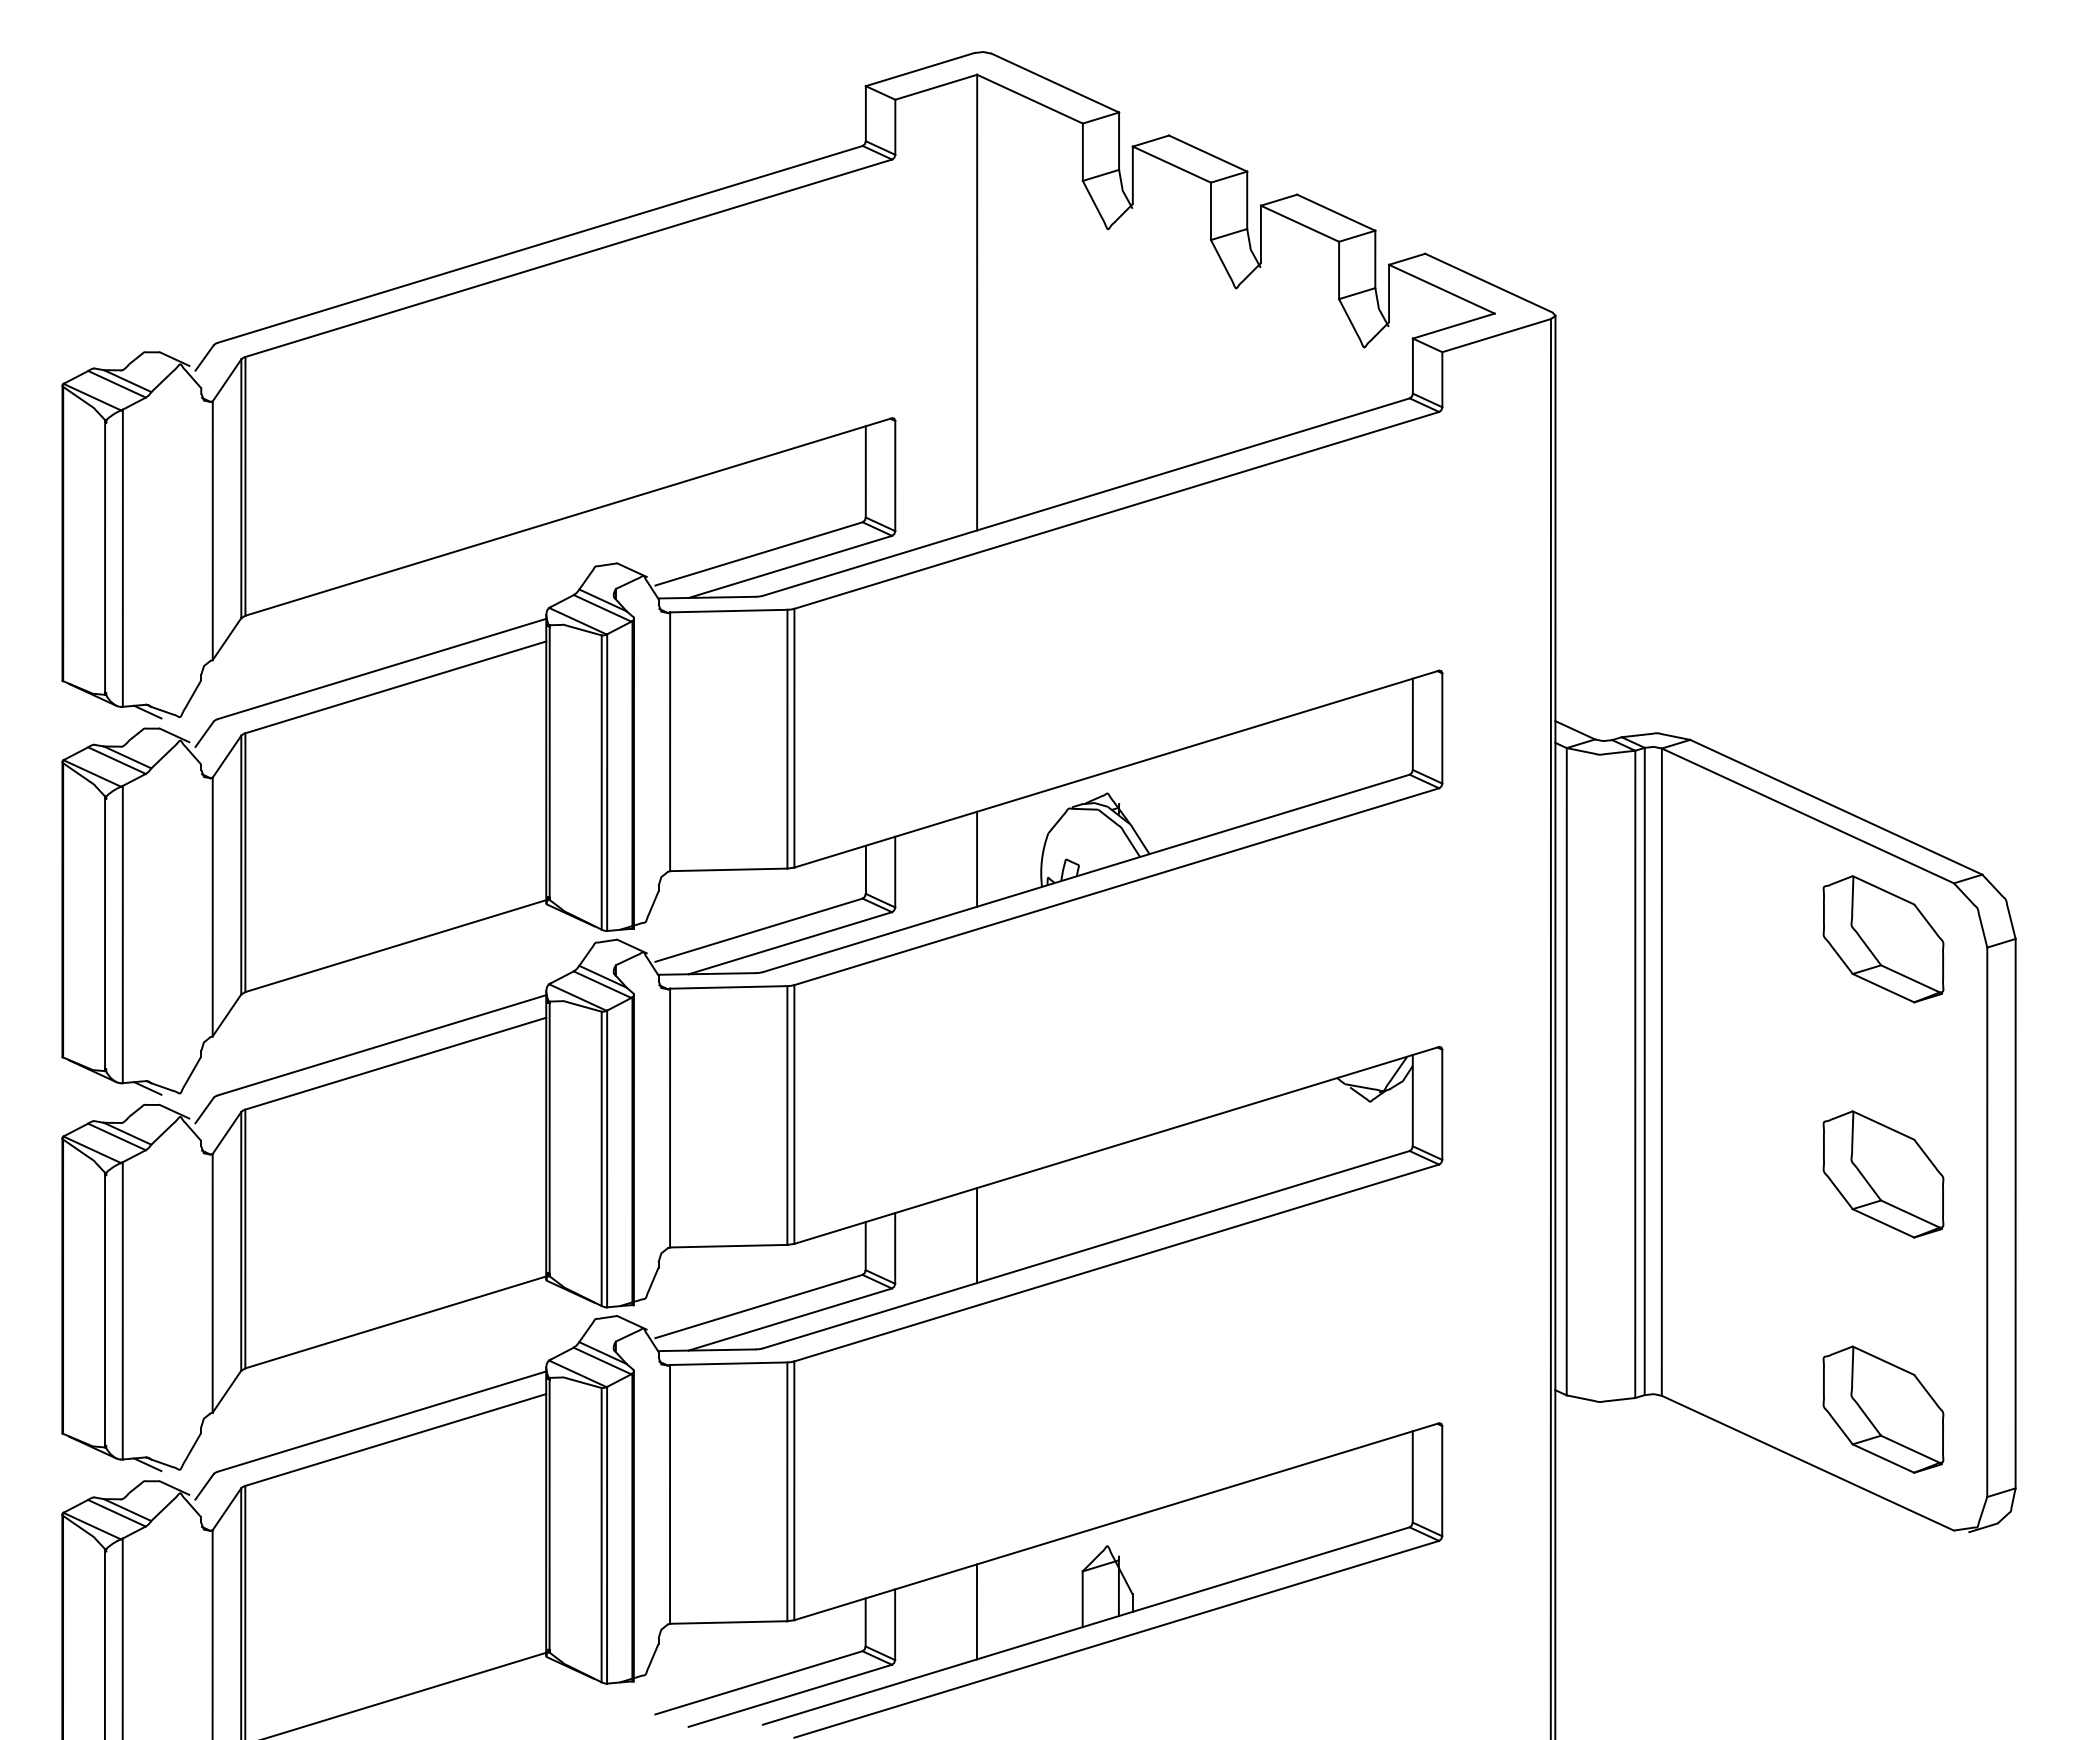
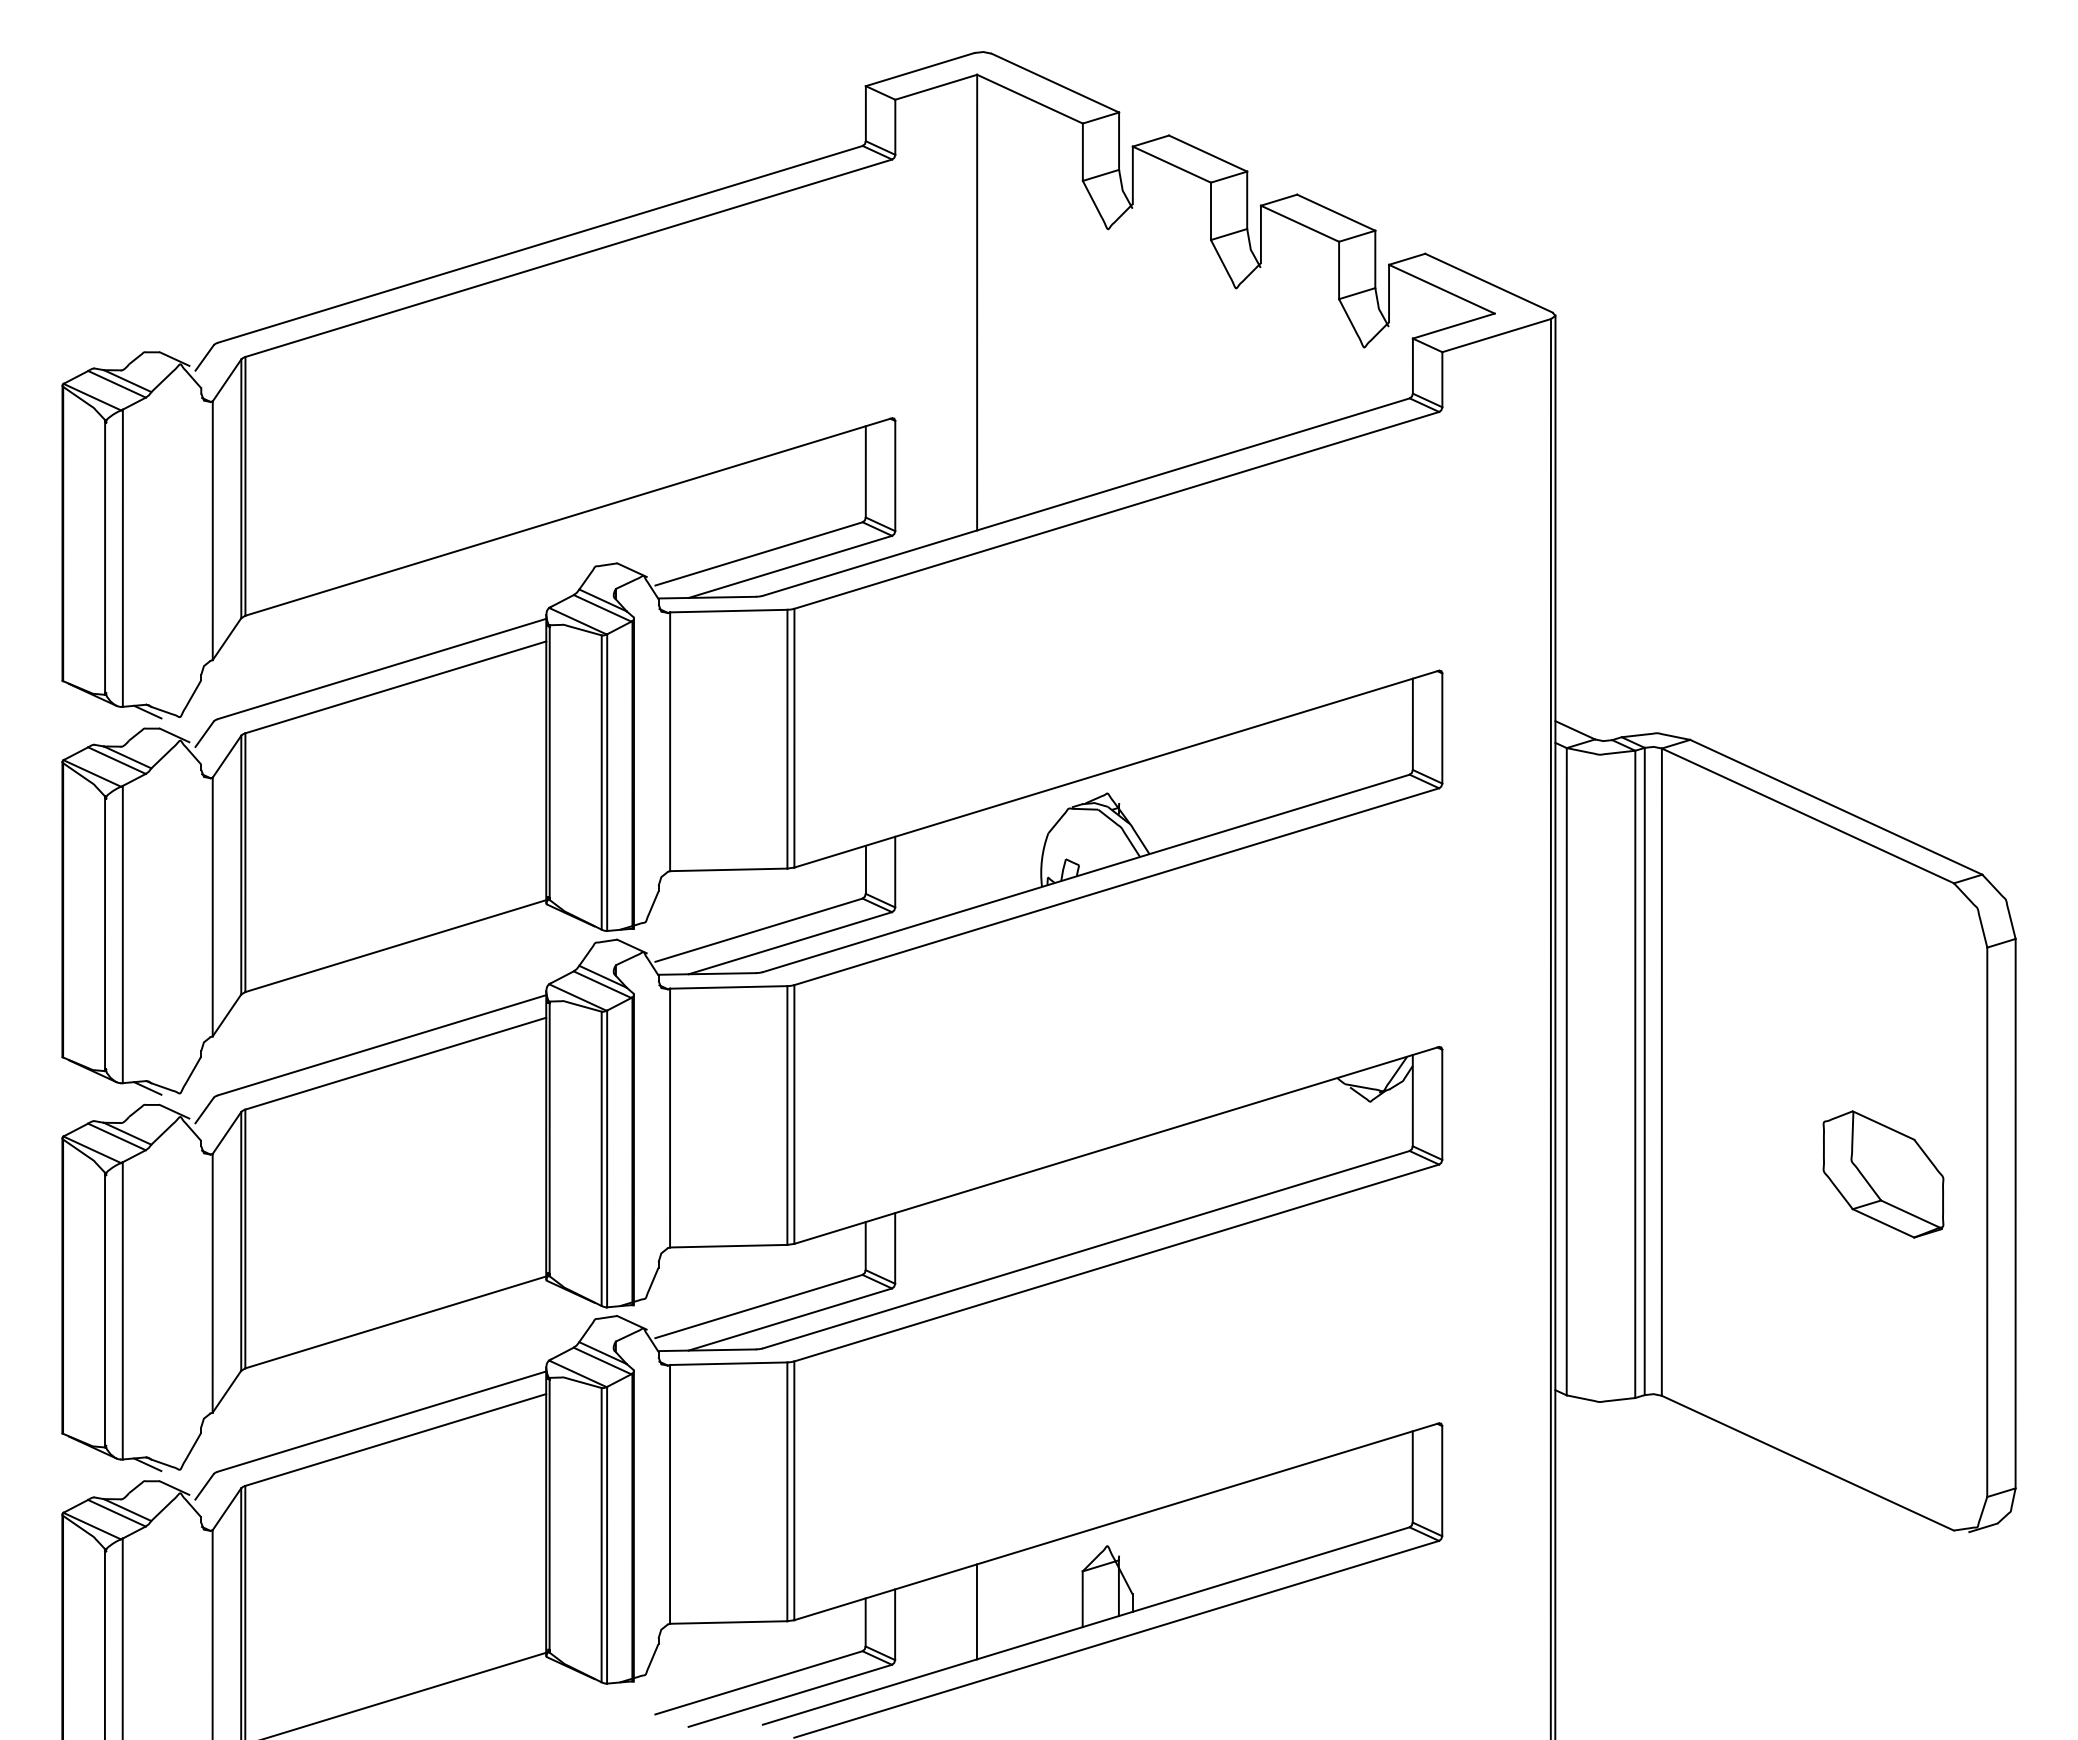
line: present -> none (977, 858)
part: present -> none (1883, 939)
line: present -> none (977, 1235)
part: present -> none (1883, 1409)
